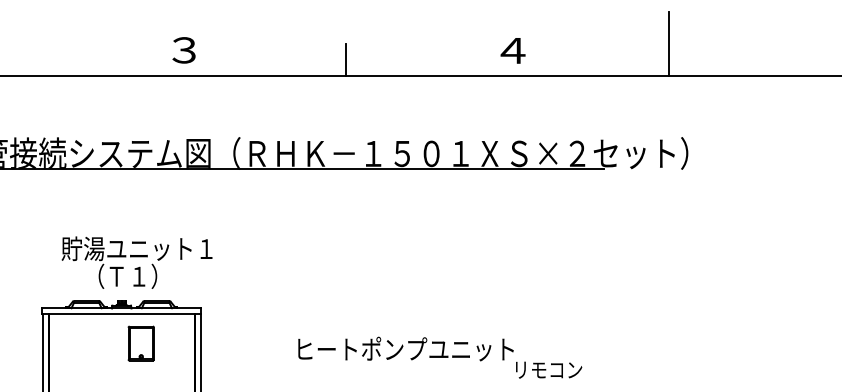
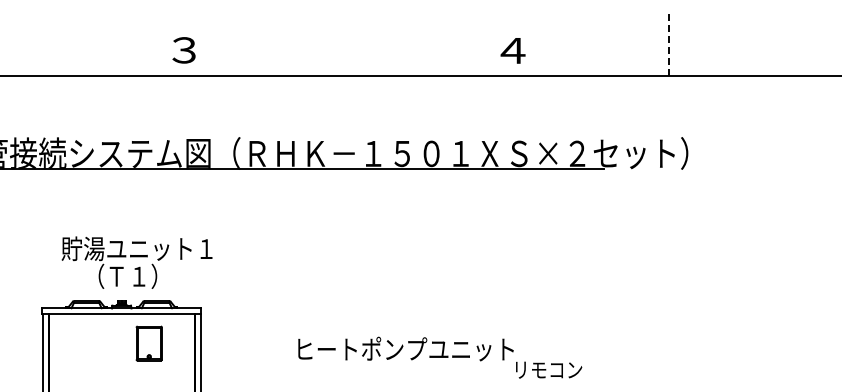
line: solid -> dashed (668, 43)
line: present -> none (346, 59)
part position: (140, 343) -> (148, 343) (148, 343)
